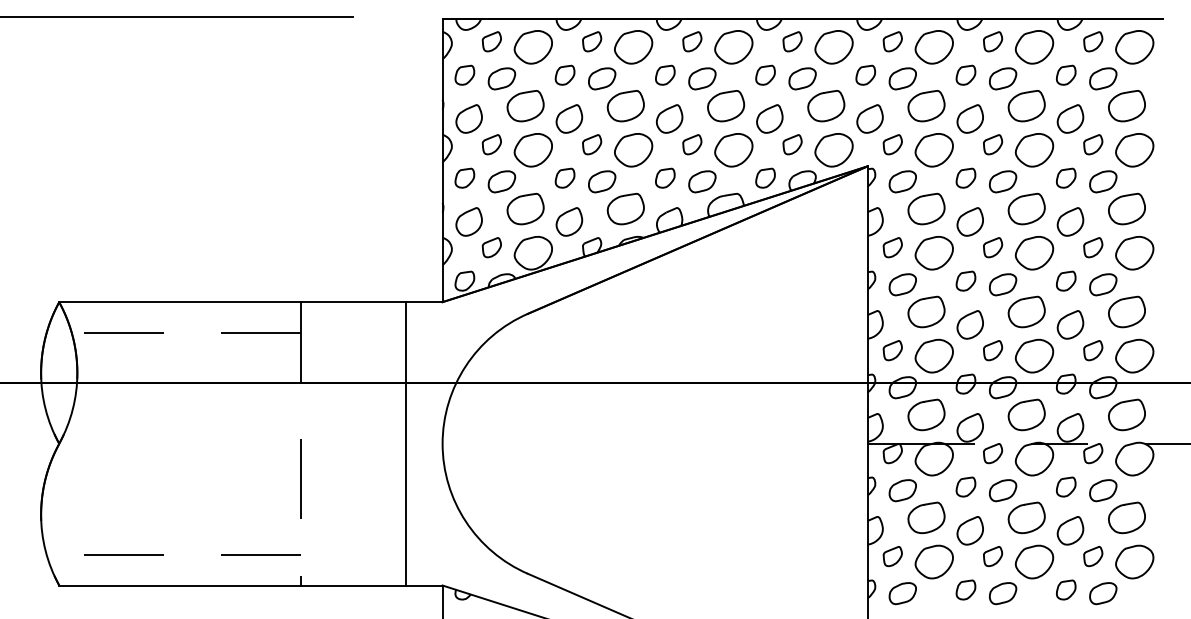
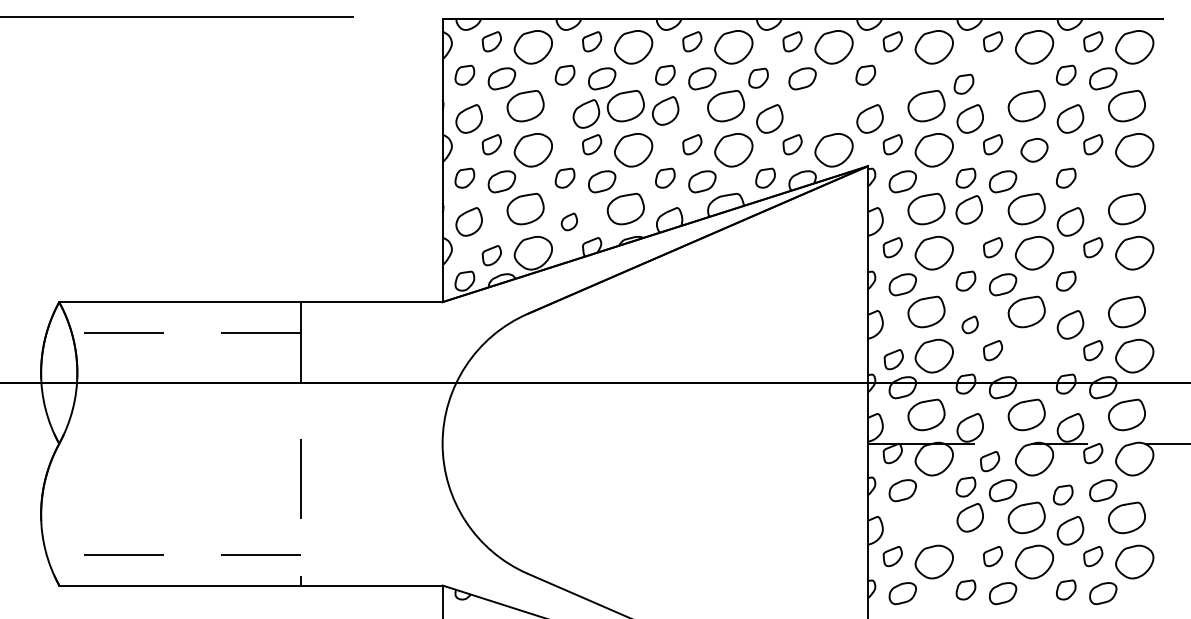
part position: (765, 74) -> (758, 77) (758, 77)
part position: (965, 74) -> (963, 83) (963, 83)
part: present -> none (902, 78)
part: present -> none (1003, 78)
curve: present -> none (822, 94)
part position: (569, 118) -> (586, 113) (586, 113)
part position: (669, 118) -> (665, 110) (665, 110)
part size: 41x35 px -> 29x25 px (1034, 150)
part: present -> none (1103, 181)
part size: 29x30 px -> 18x20 px (568, 221)
part position: (969, 221) -> (968, 209) (968, 209)
part position: (491, 247) -> (491, 255) (491, 255)
part: present -> none (1103, 284)
part size: 28x30 px -> 18x20 px (969, 324)
part position: (892, 350) -> (893, 359) (893, 359)
part: present -> none (1034, 355)
line: present -> none (406, 443)
part position: (993, 453) -> (990, 461) (990, 461)
part position: (1066, 486) -> (1063, 494) (1063, 494)
curve: present -> none (922, 506)
part position: (969, 530) -> (969, 517) (969, 517)
